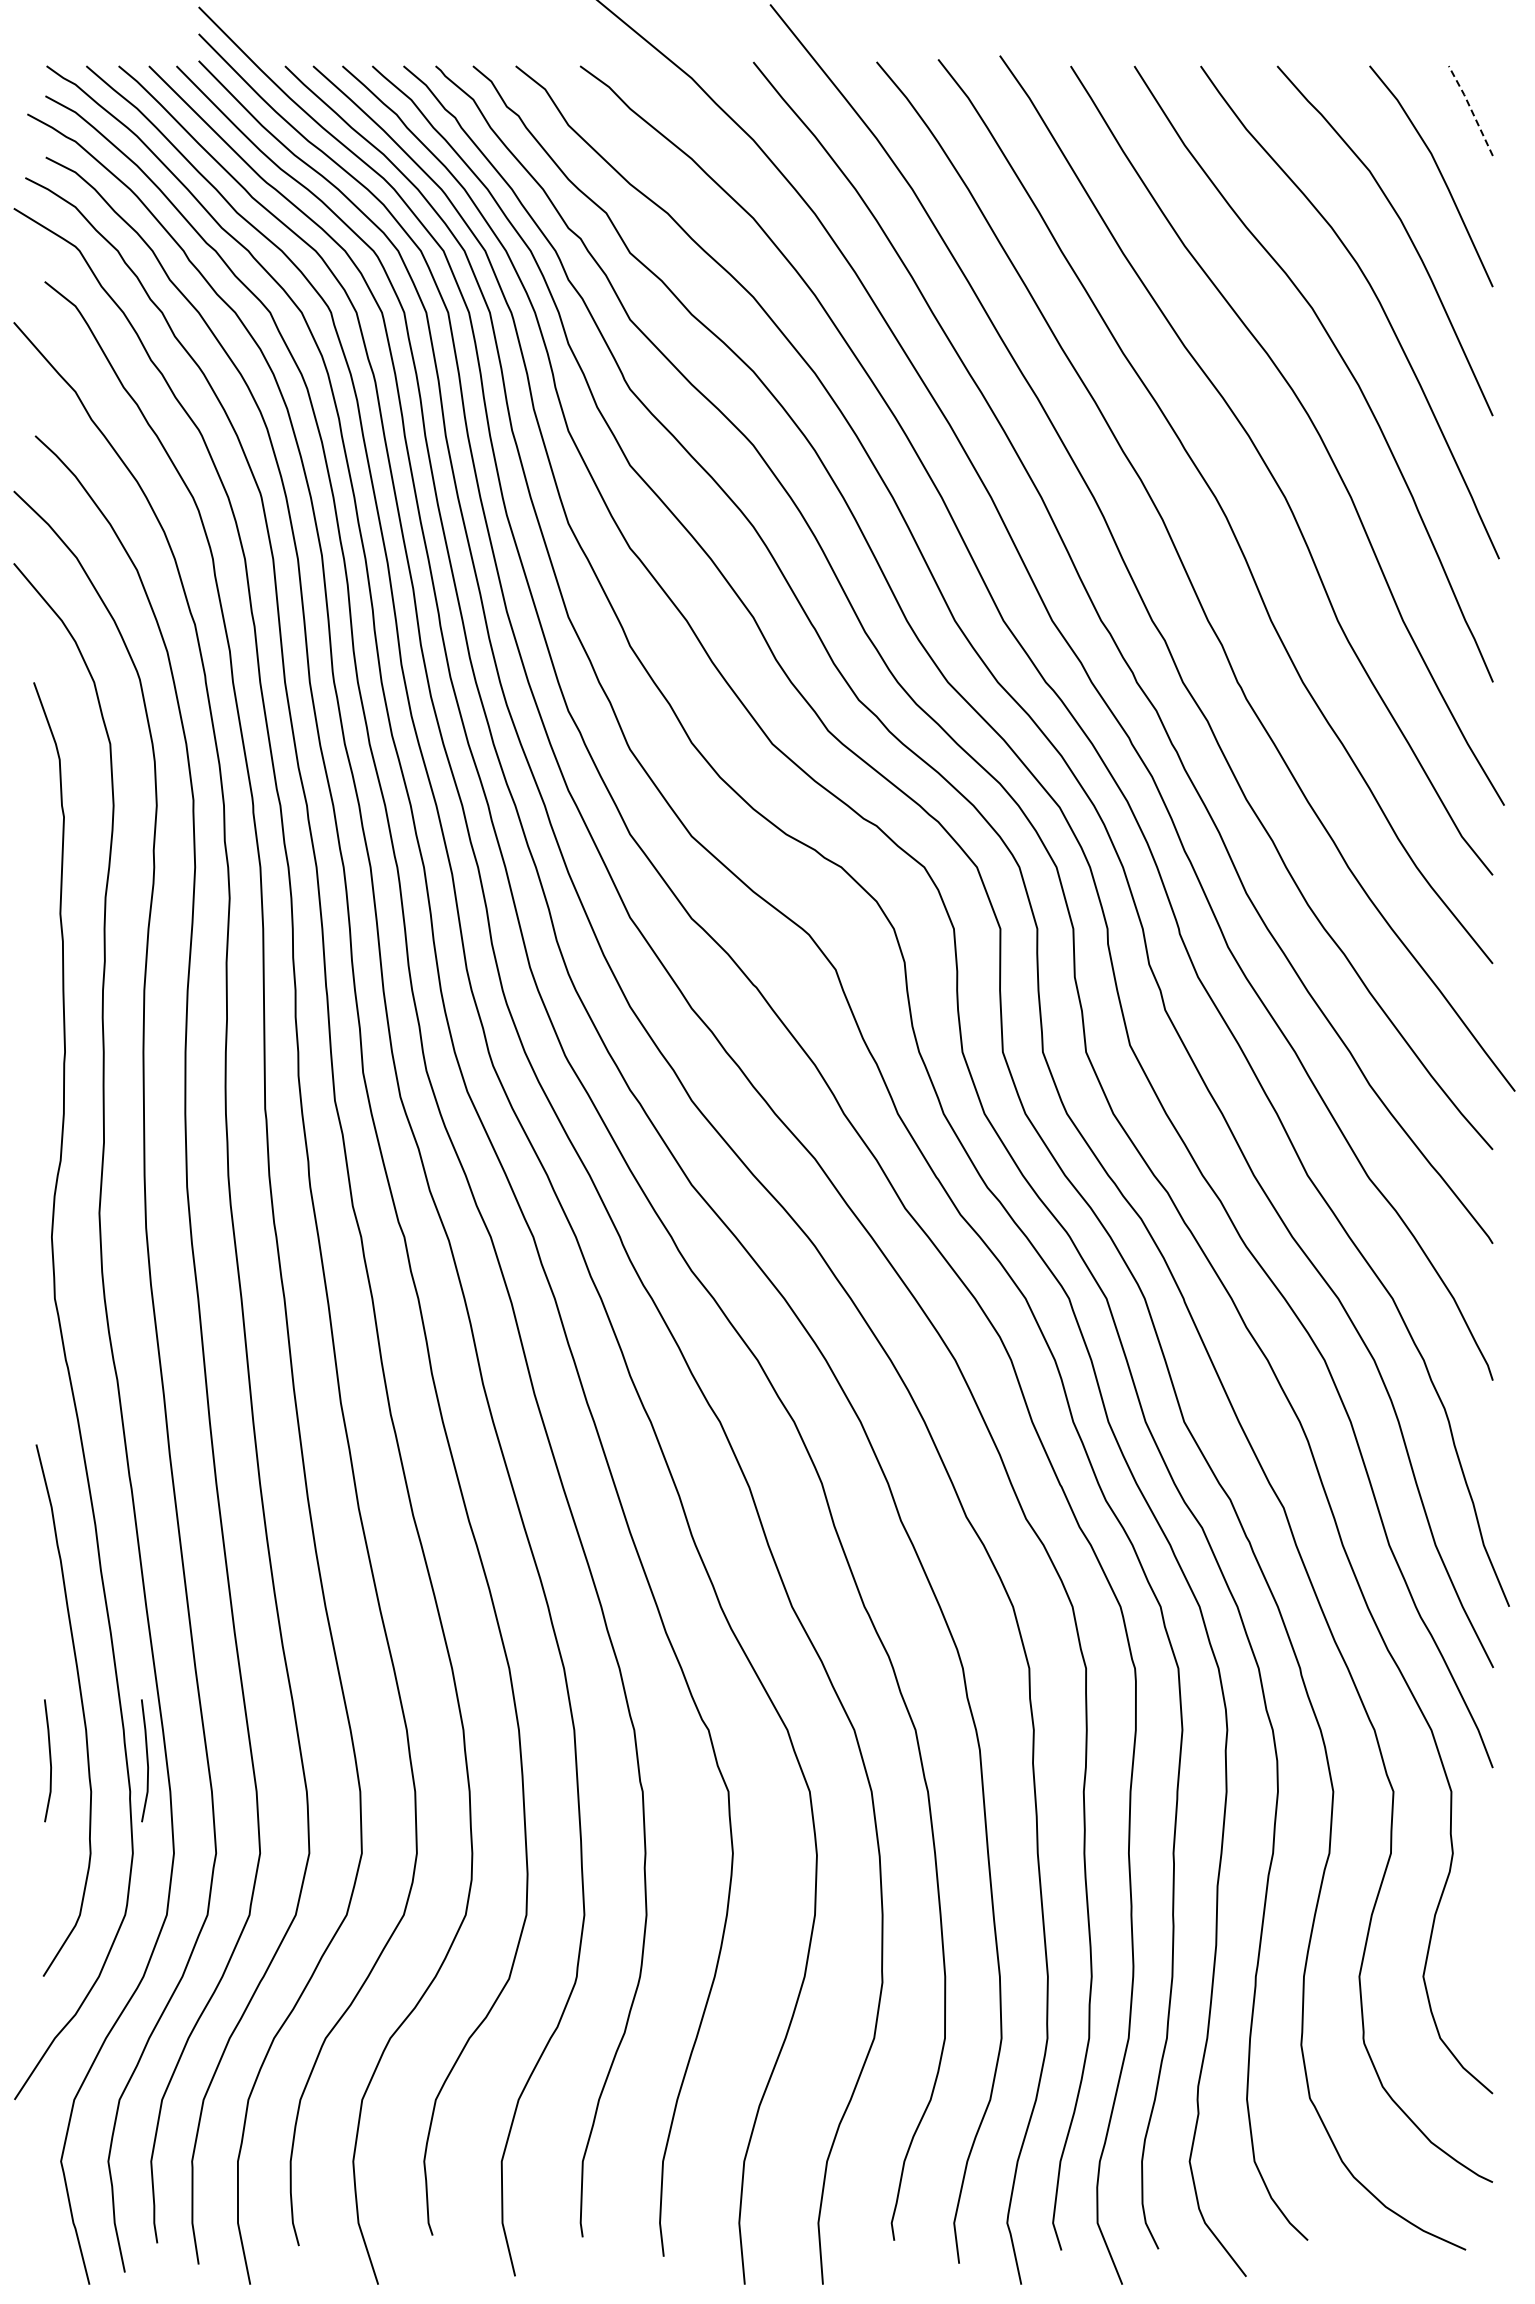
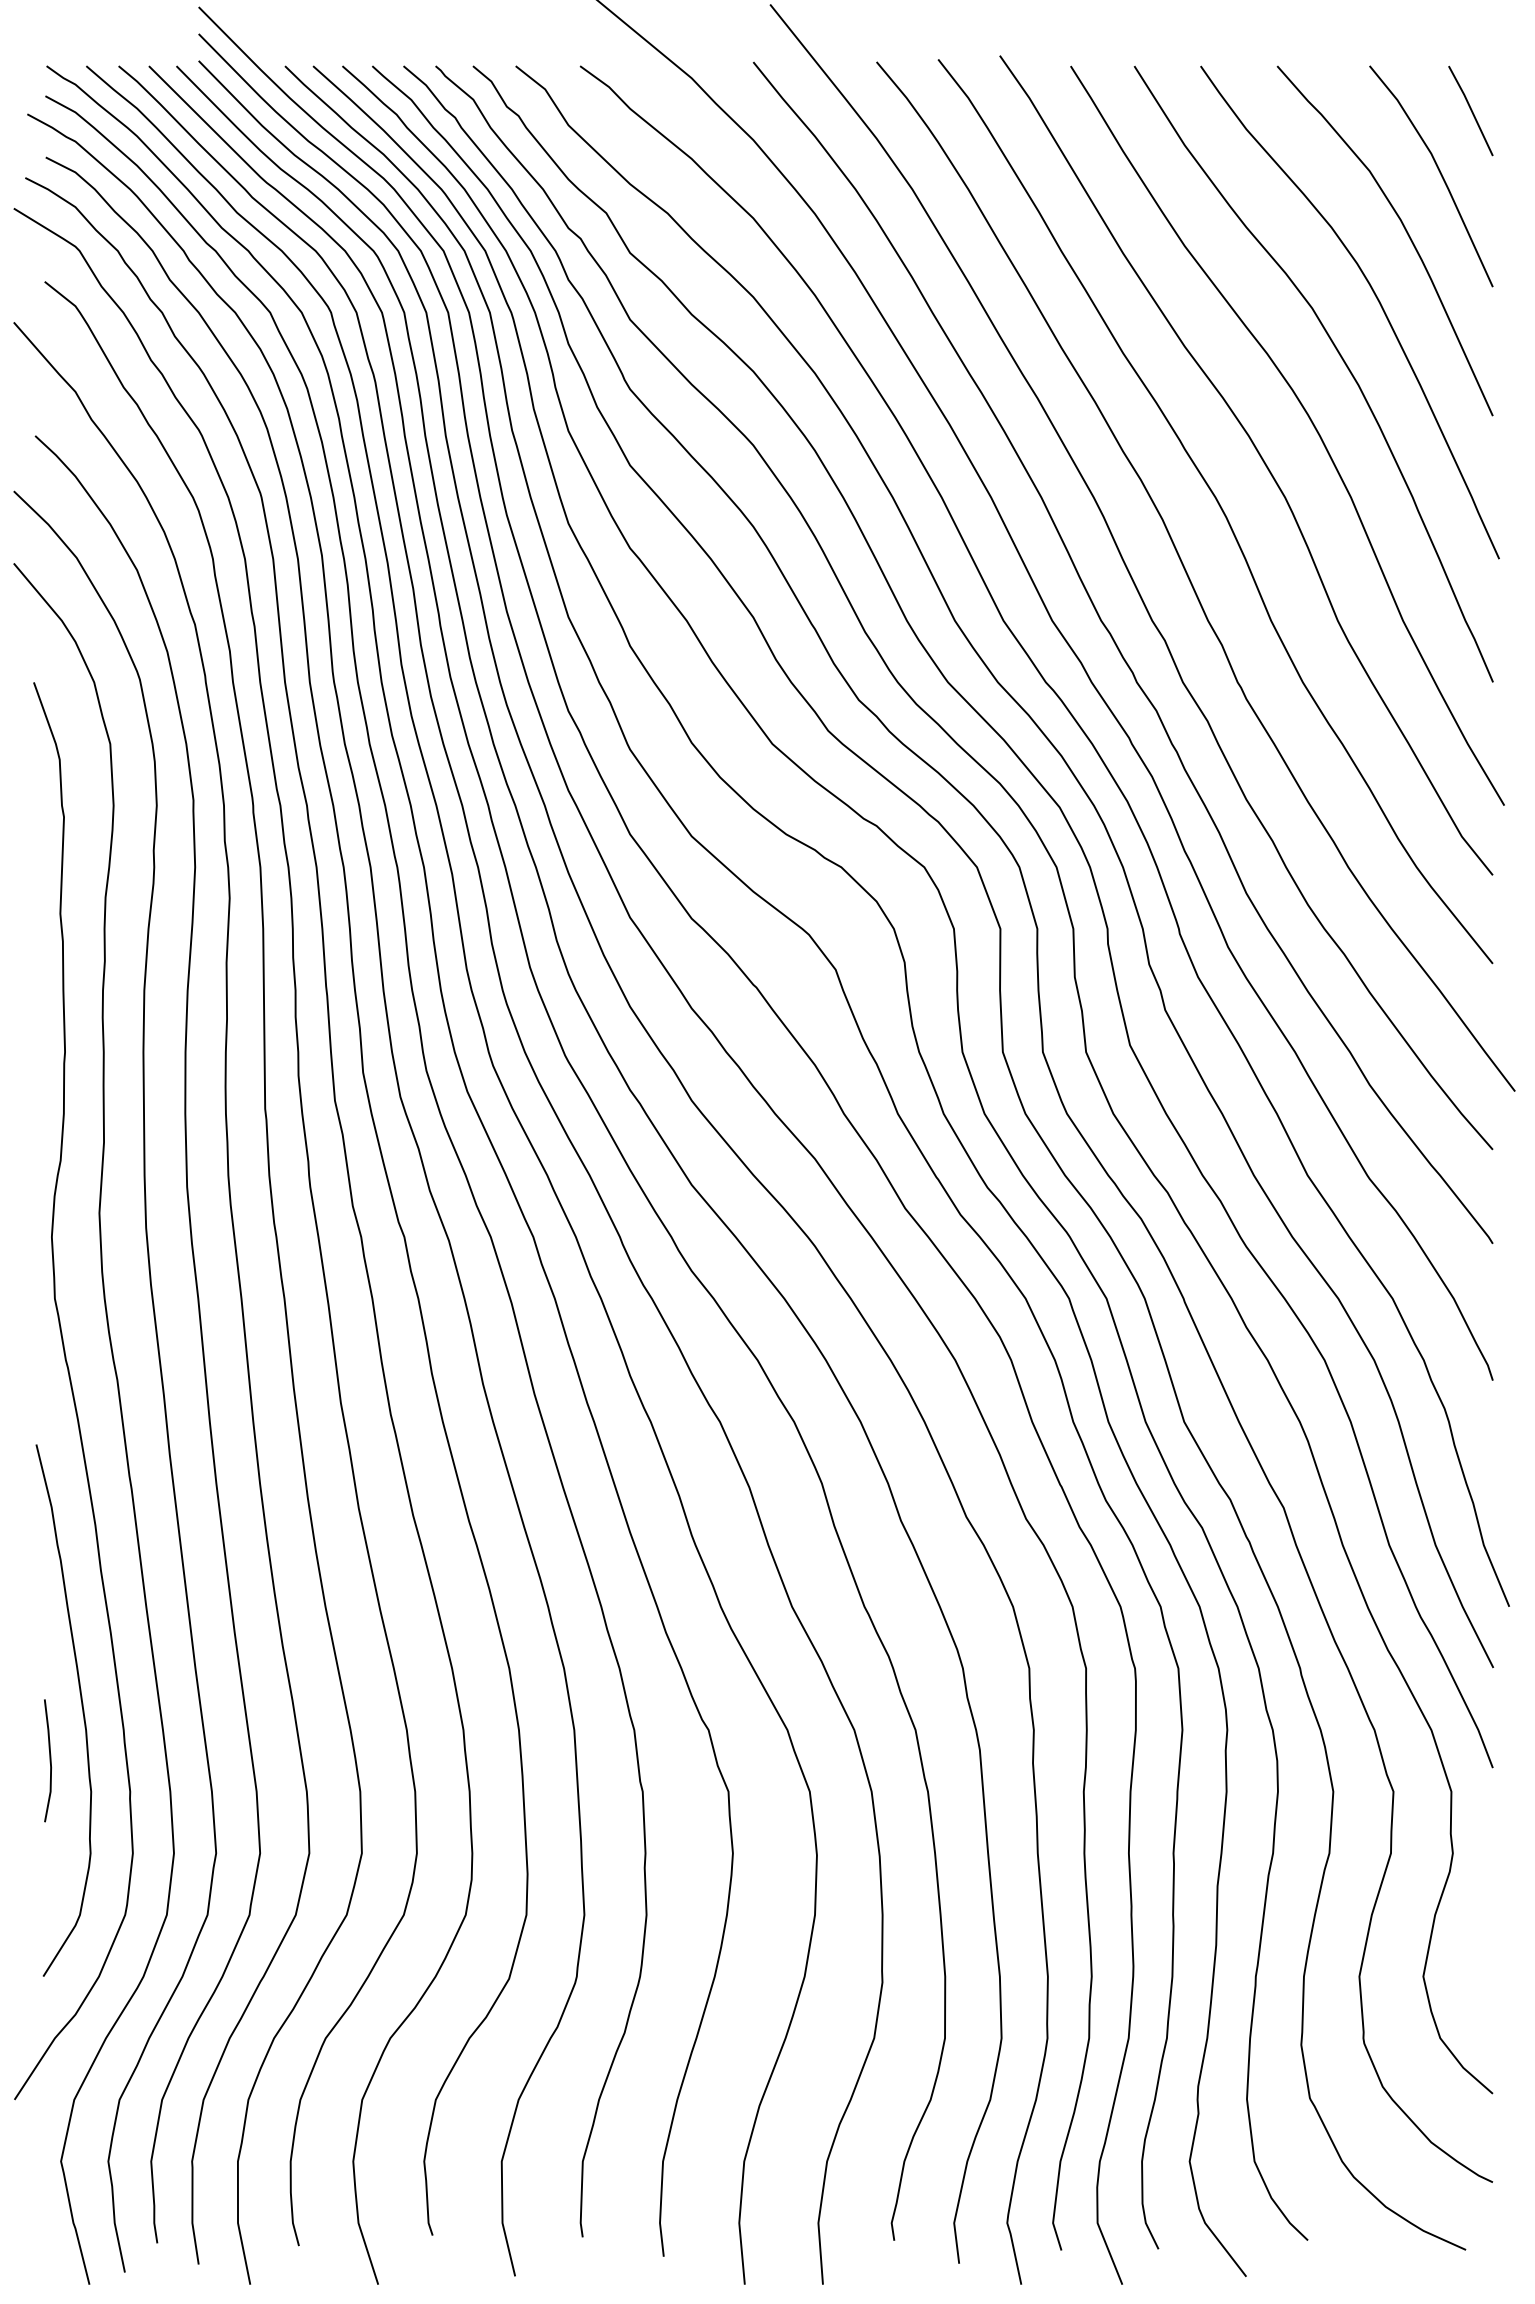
line: dashed -> solid (1471, 110)
line: present -> none (146, 1760)
